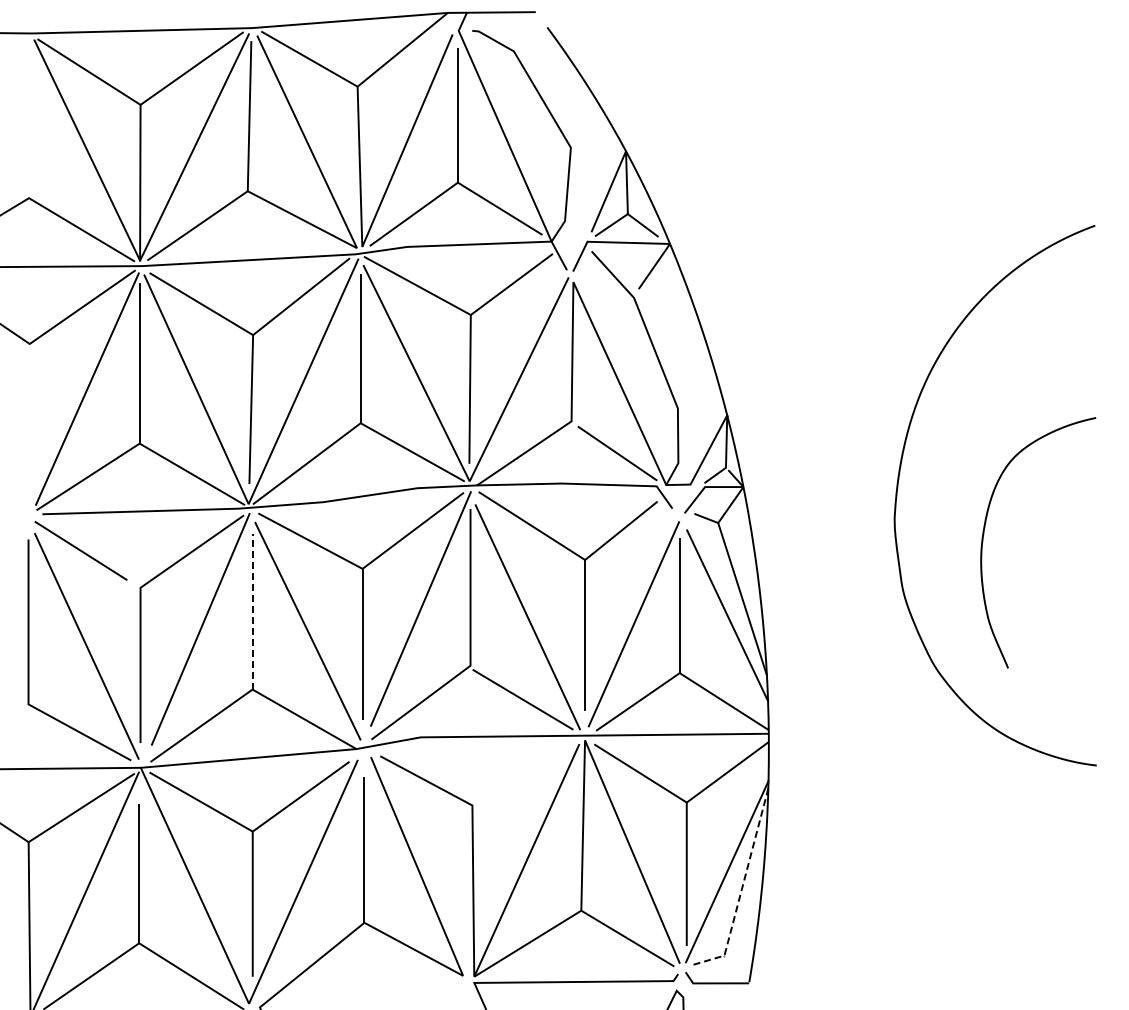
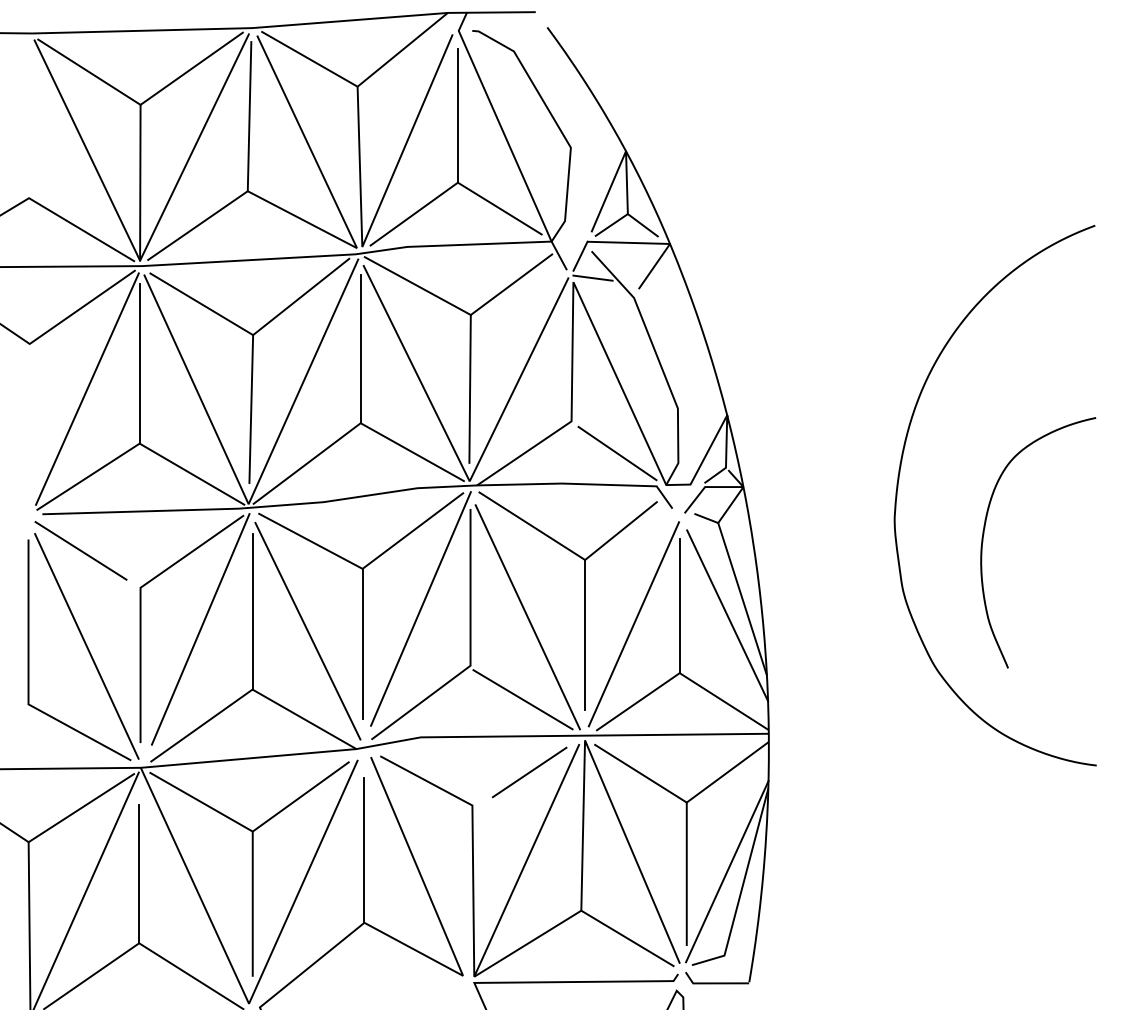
line: none -> present (592, 277)
line: dashed -> solid (252, 611)
line: none -> present (529, 772)
line: dashed -> solid (741, 889)
